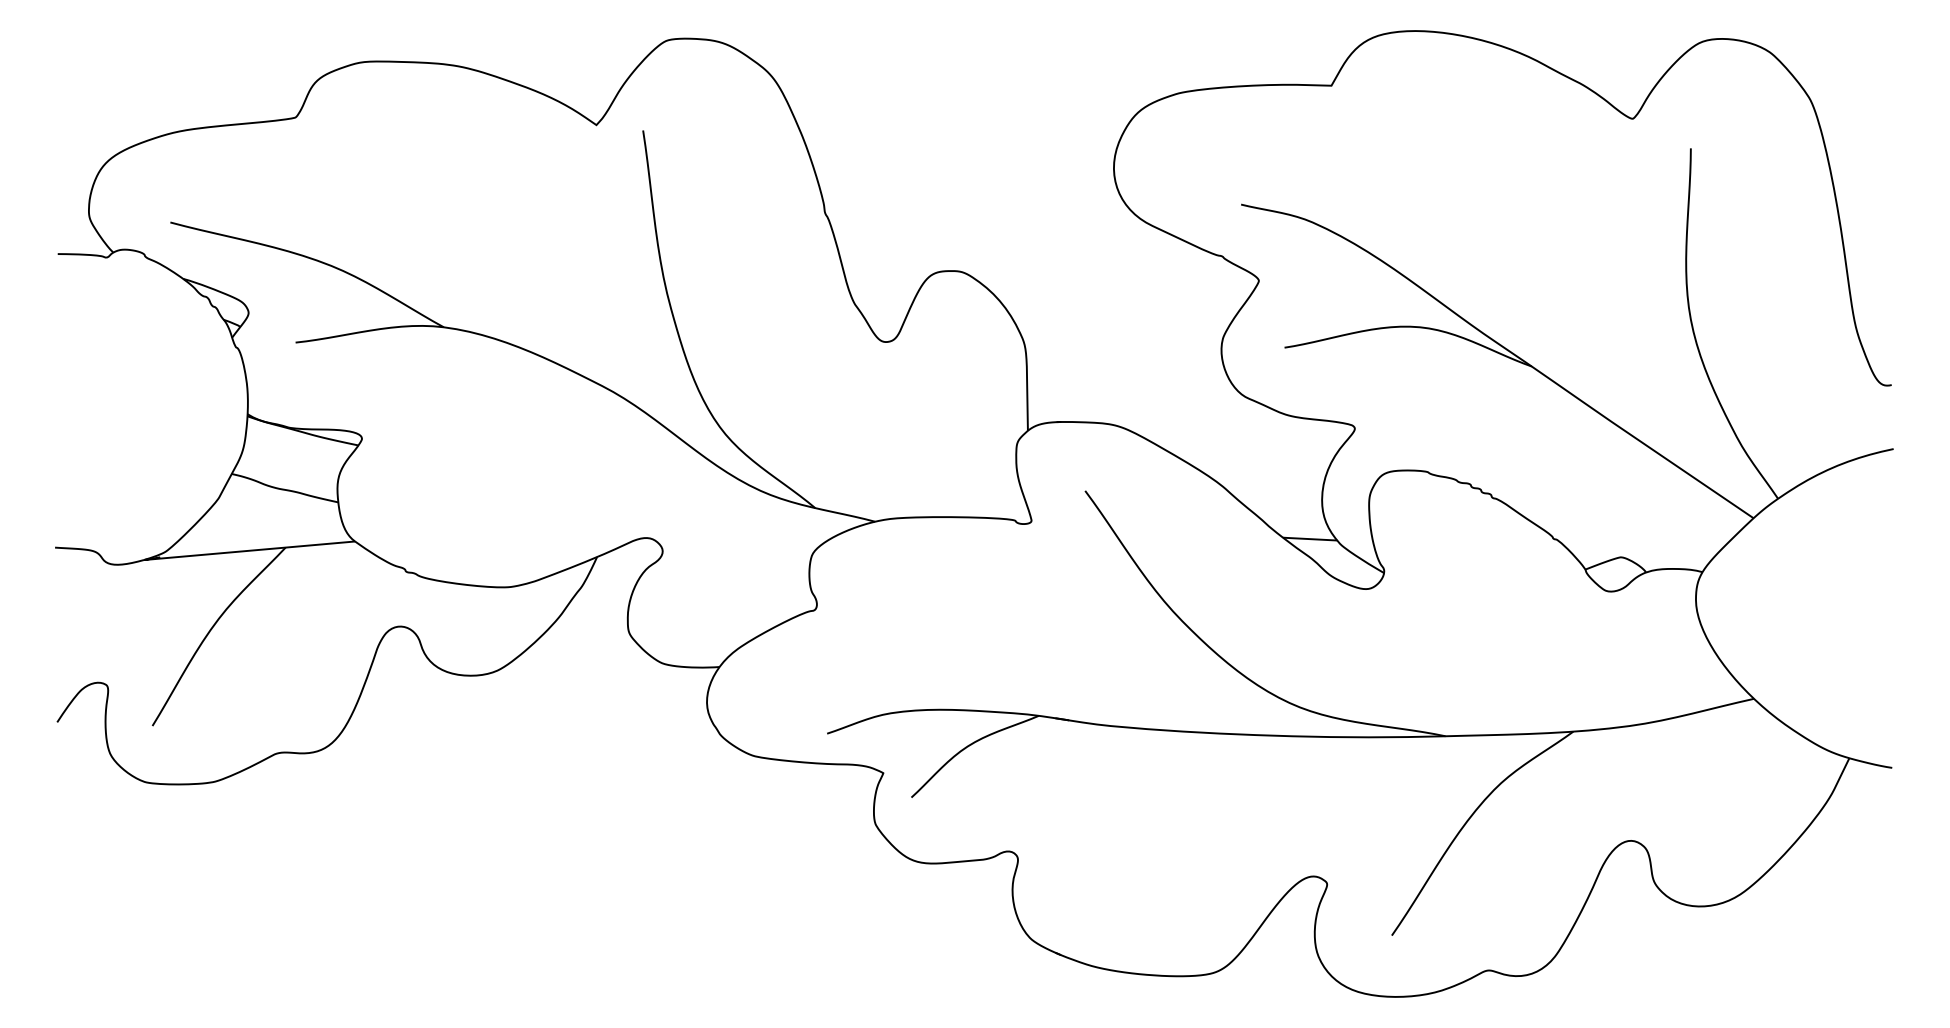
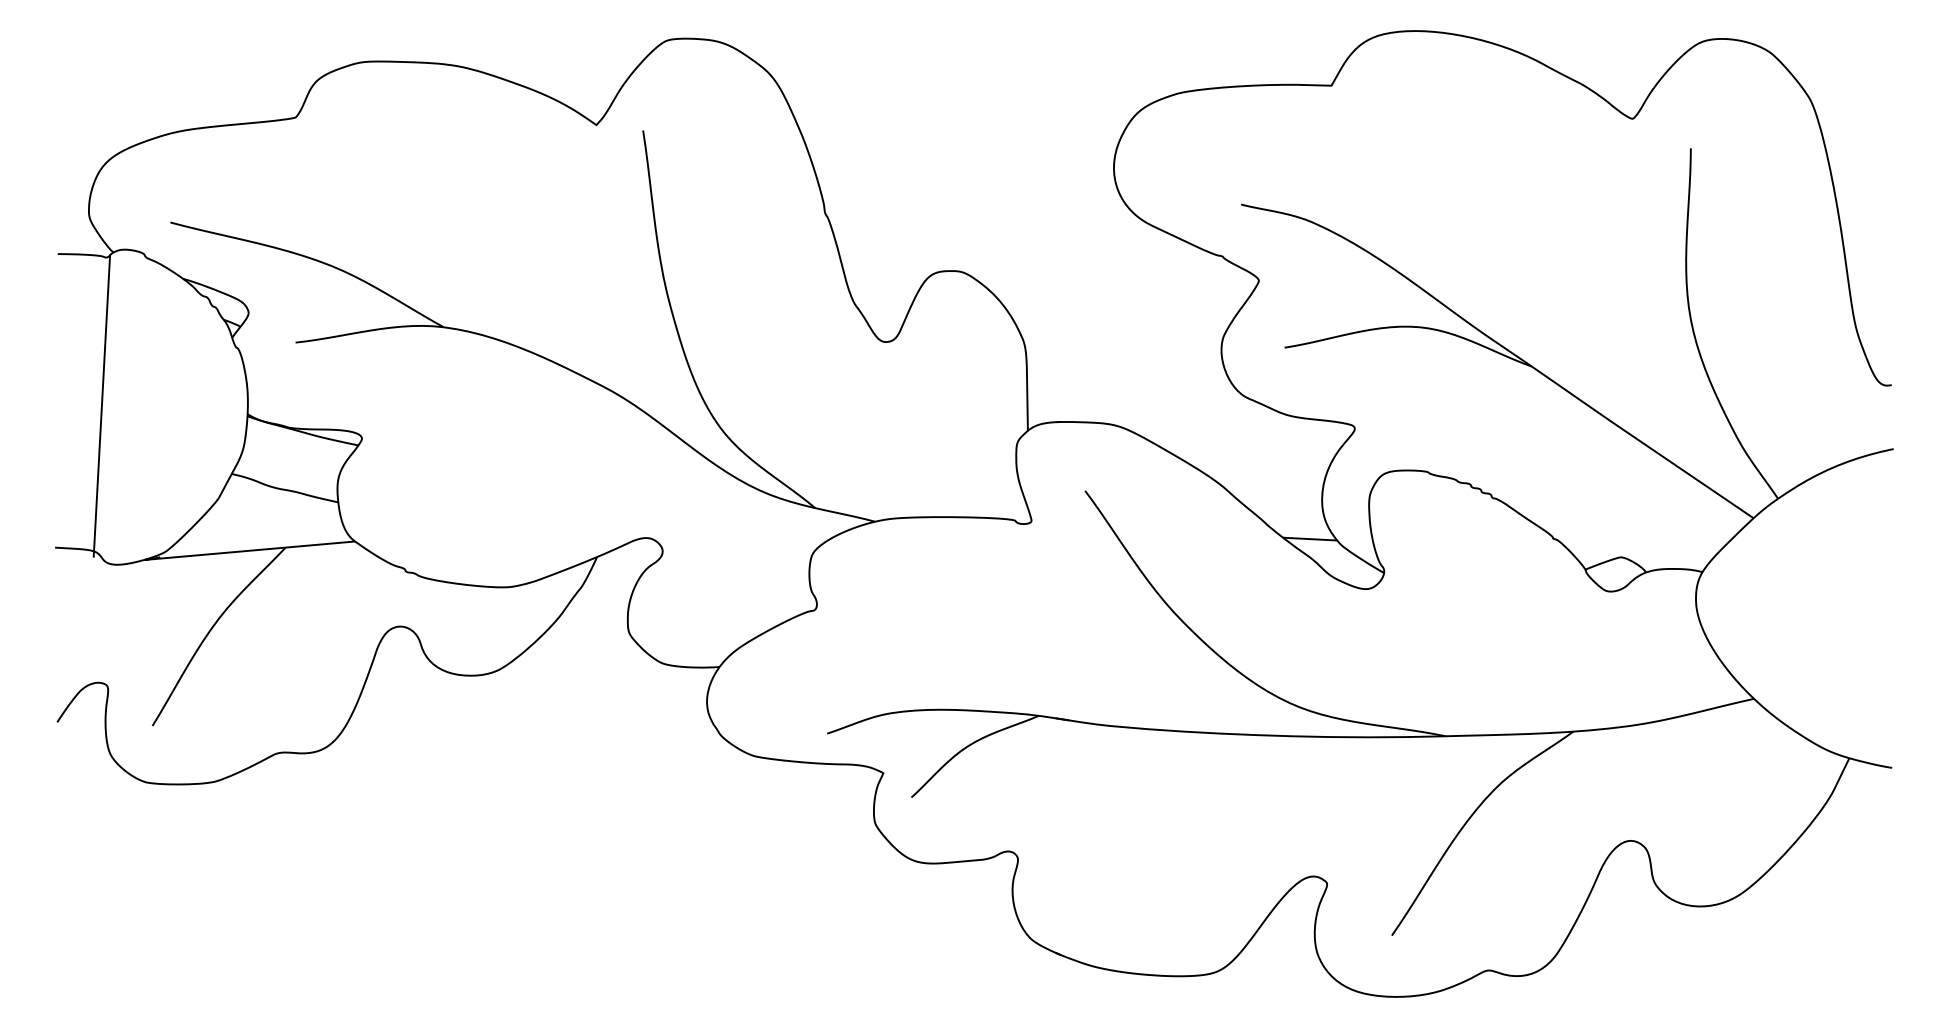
line: none -> present (101, 405)
